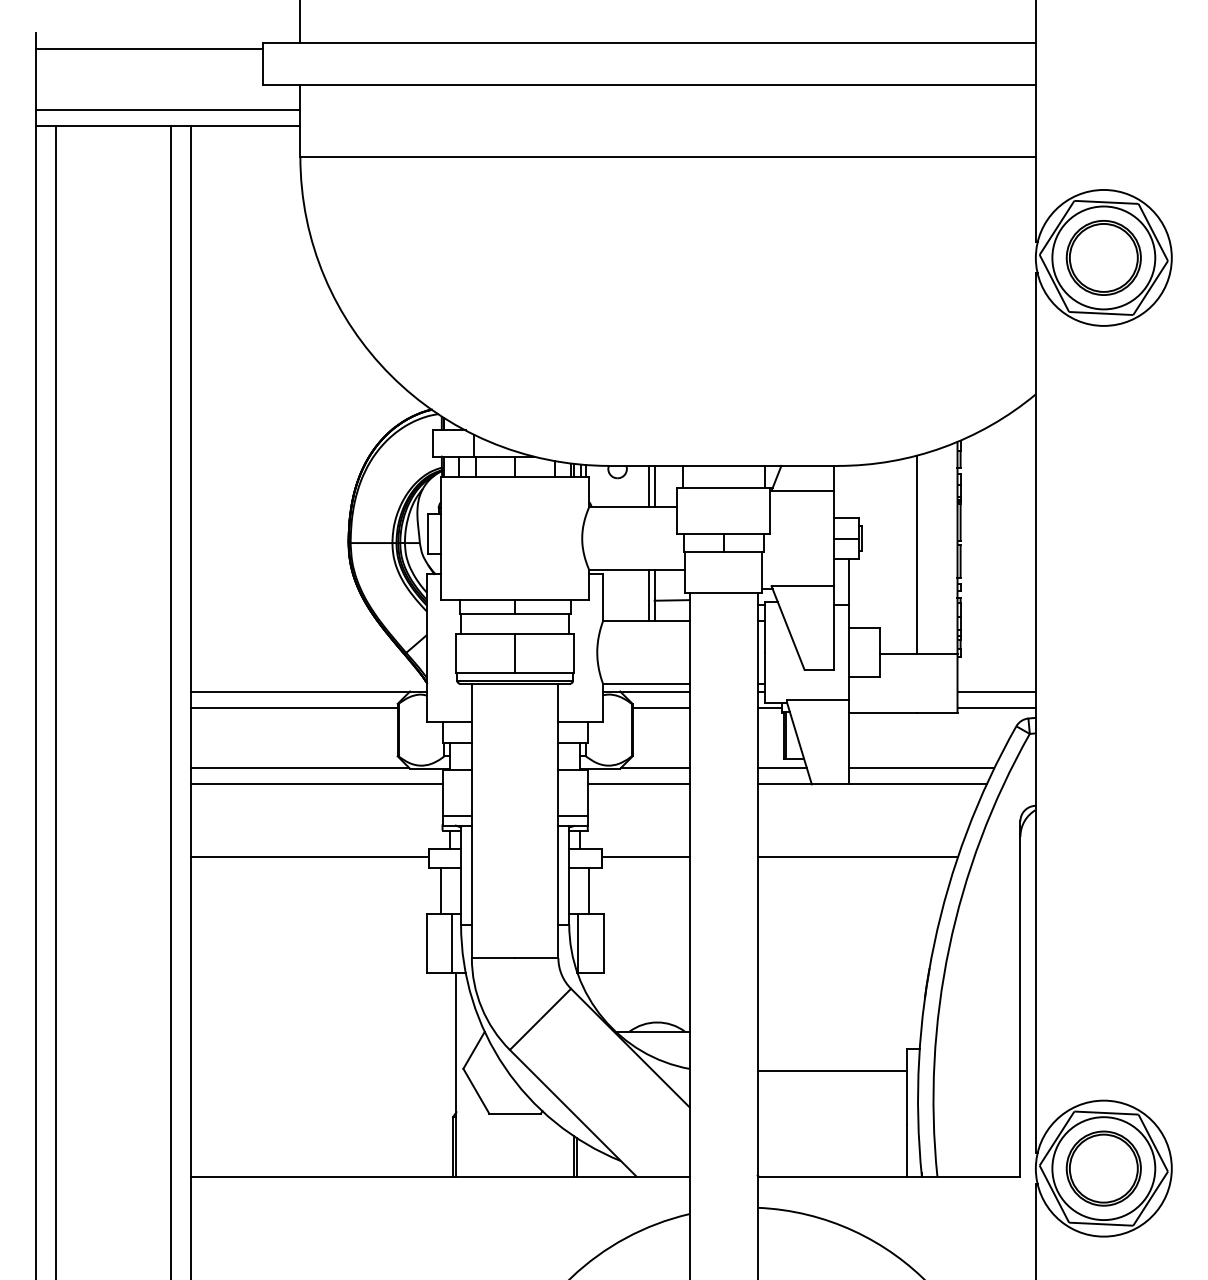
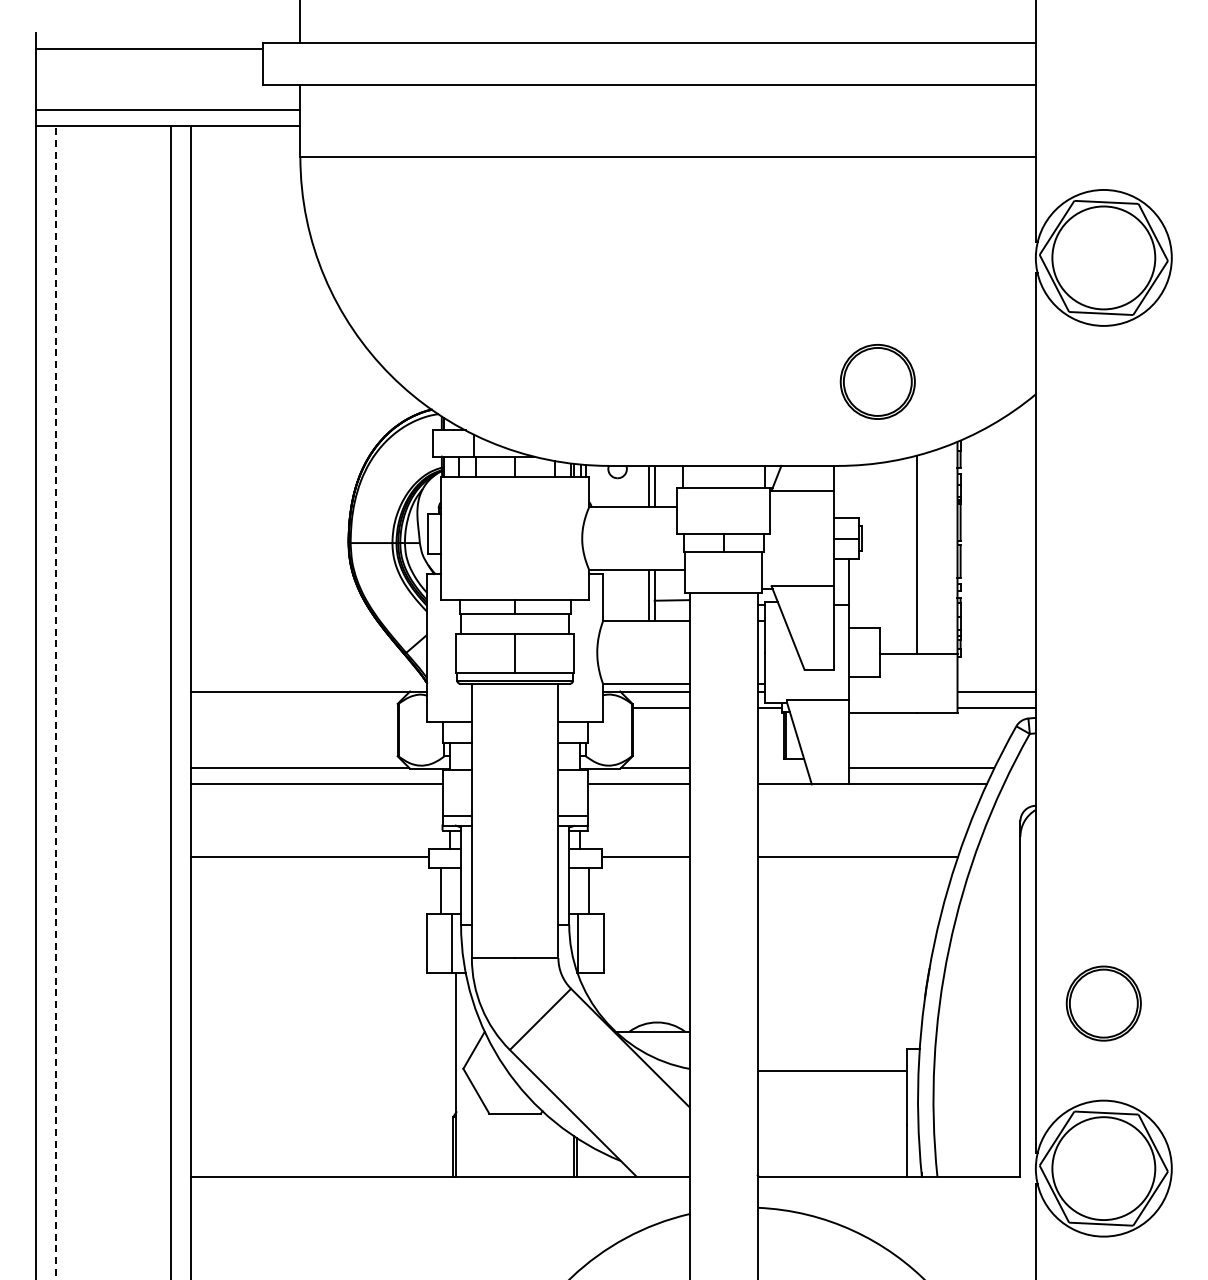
part position: (1103, 257) -> (877, 381) (877, 381)
line: solid -> dashed (55, 702)
line: present -> none (293, 707)
line: present -> none (781, 768)
part position: (1103, 1168) -> (1103, 1003) (1103, 1003)
